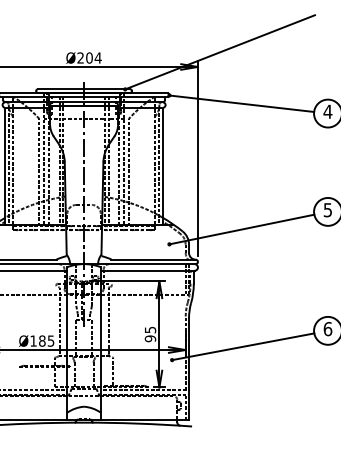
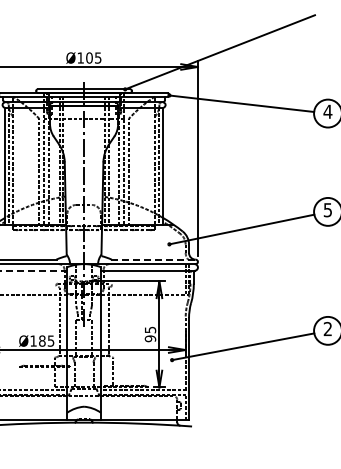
text: Ø204 -> Ø105 (89, 57)
line: solid -> dashed (154, 259)
line: solid -> dashed (34, 270)
text: 6 -> 2 (327, 328)
